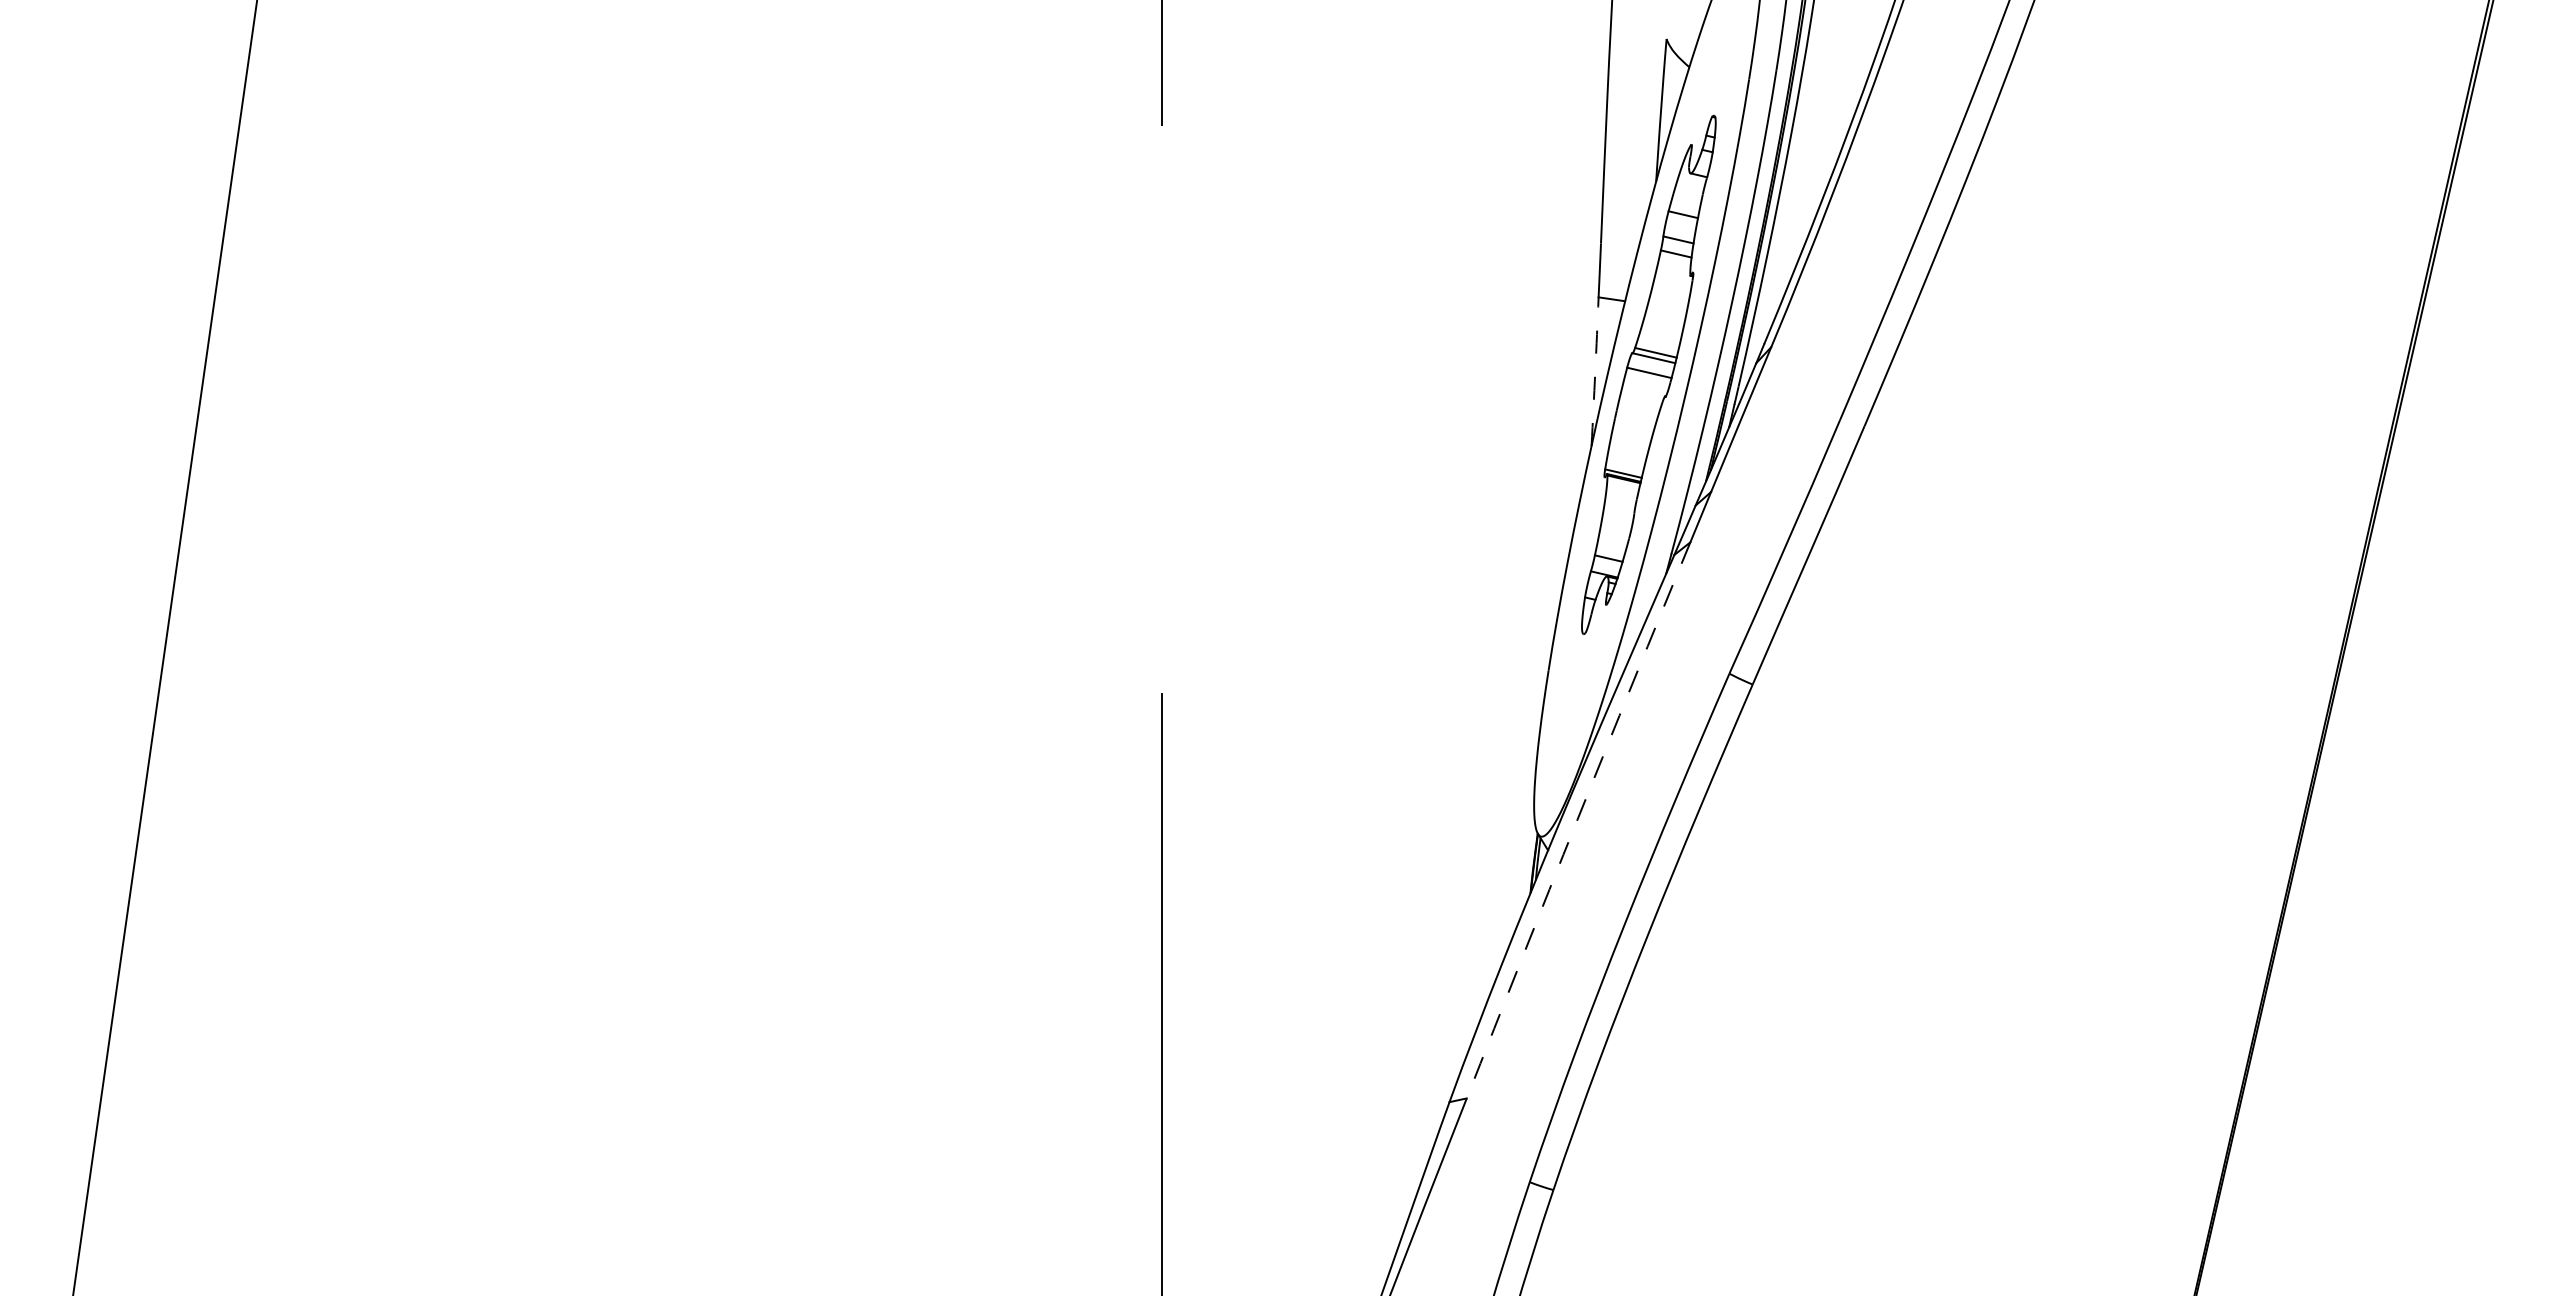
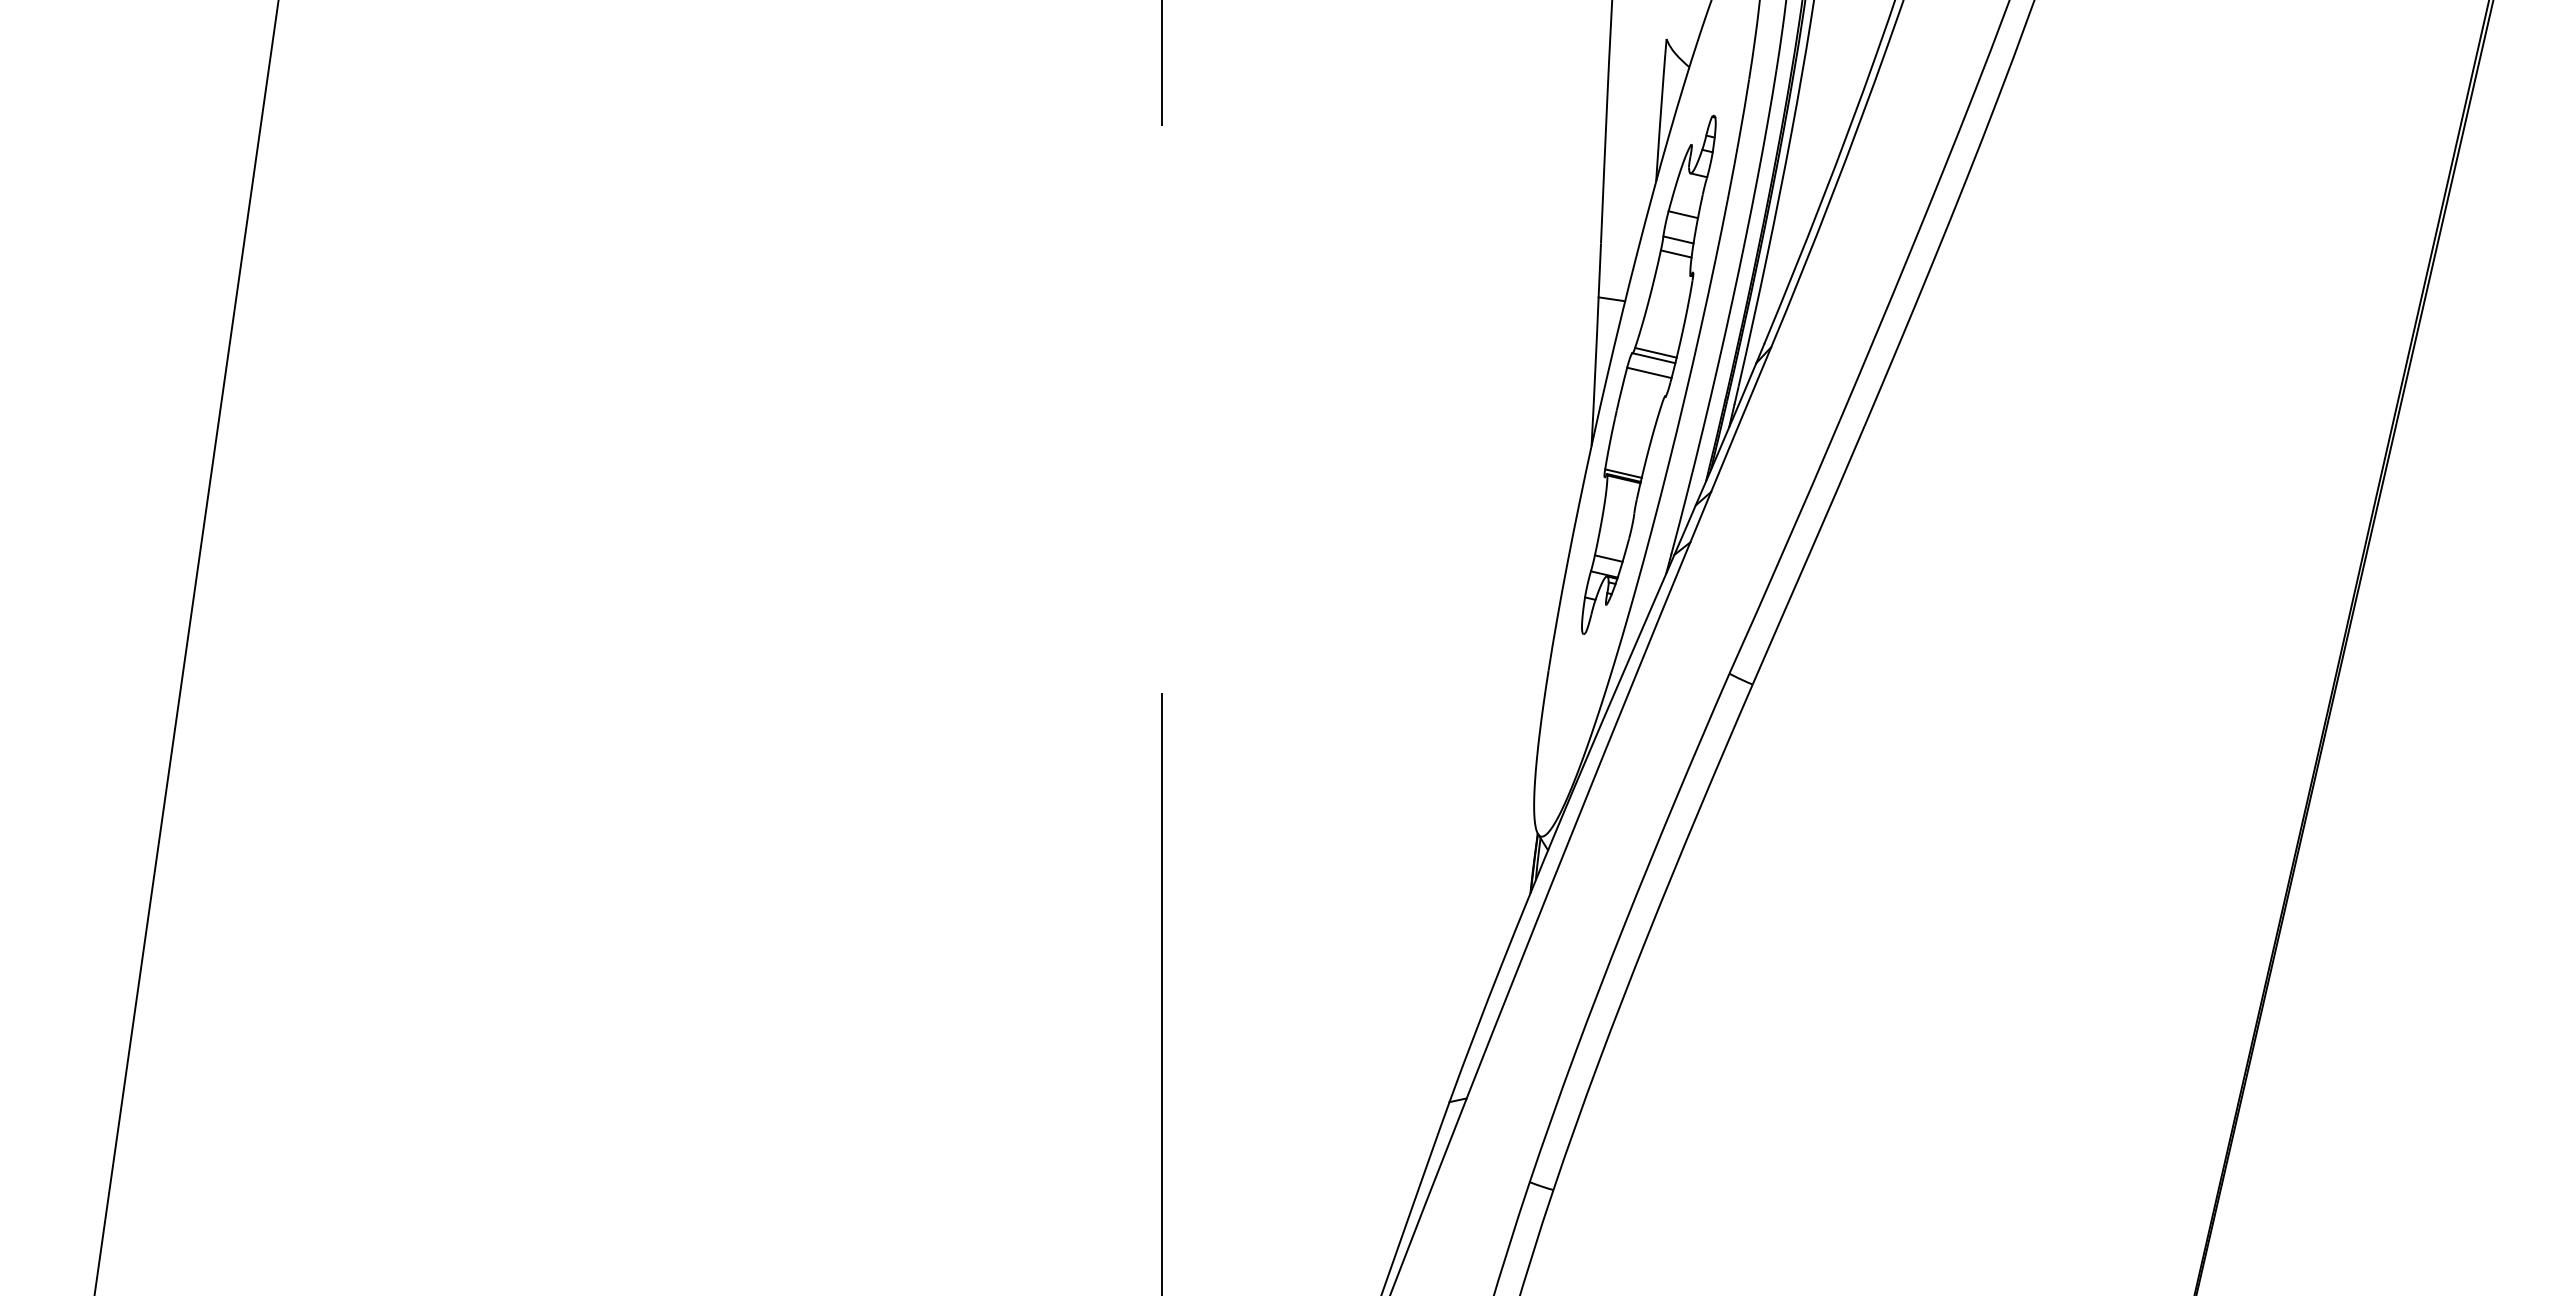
arc: dashed -> solid (1595, 371)
line position: (164, 647) -> (186, 647) (186, 647)
arc: dashed -> solid (1577, 819)
